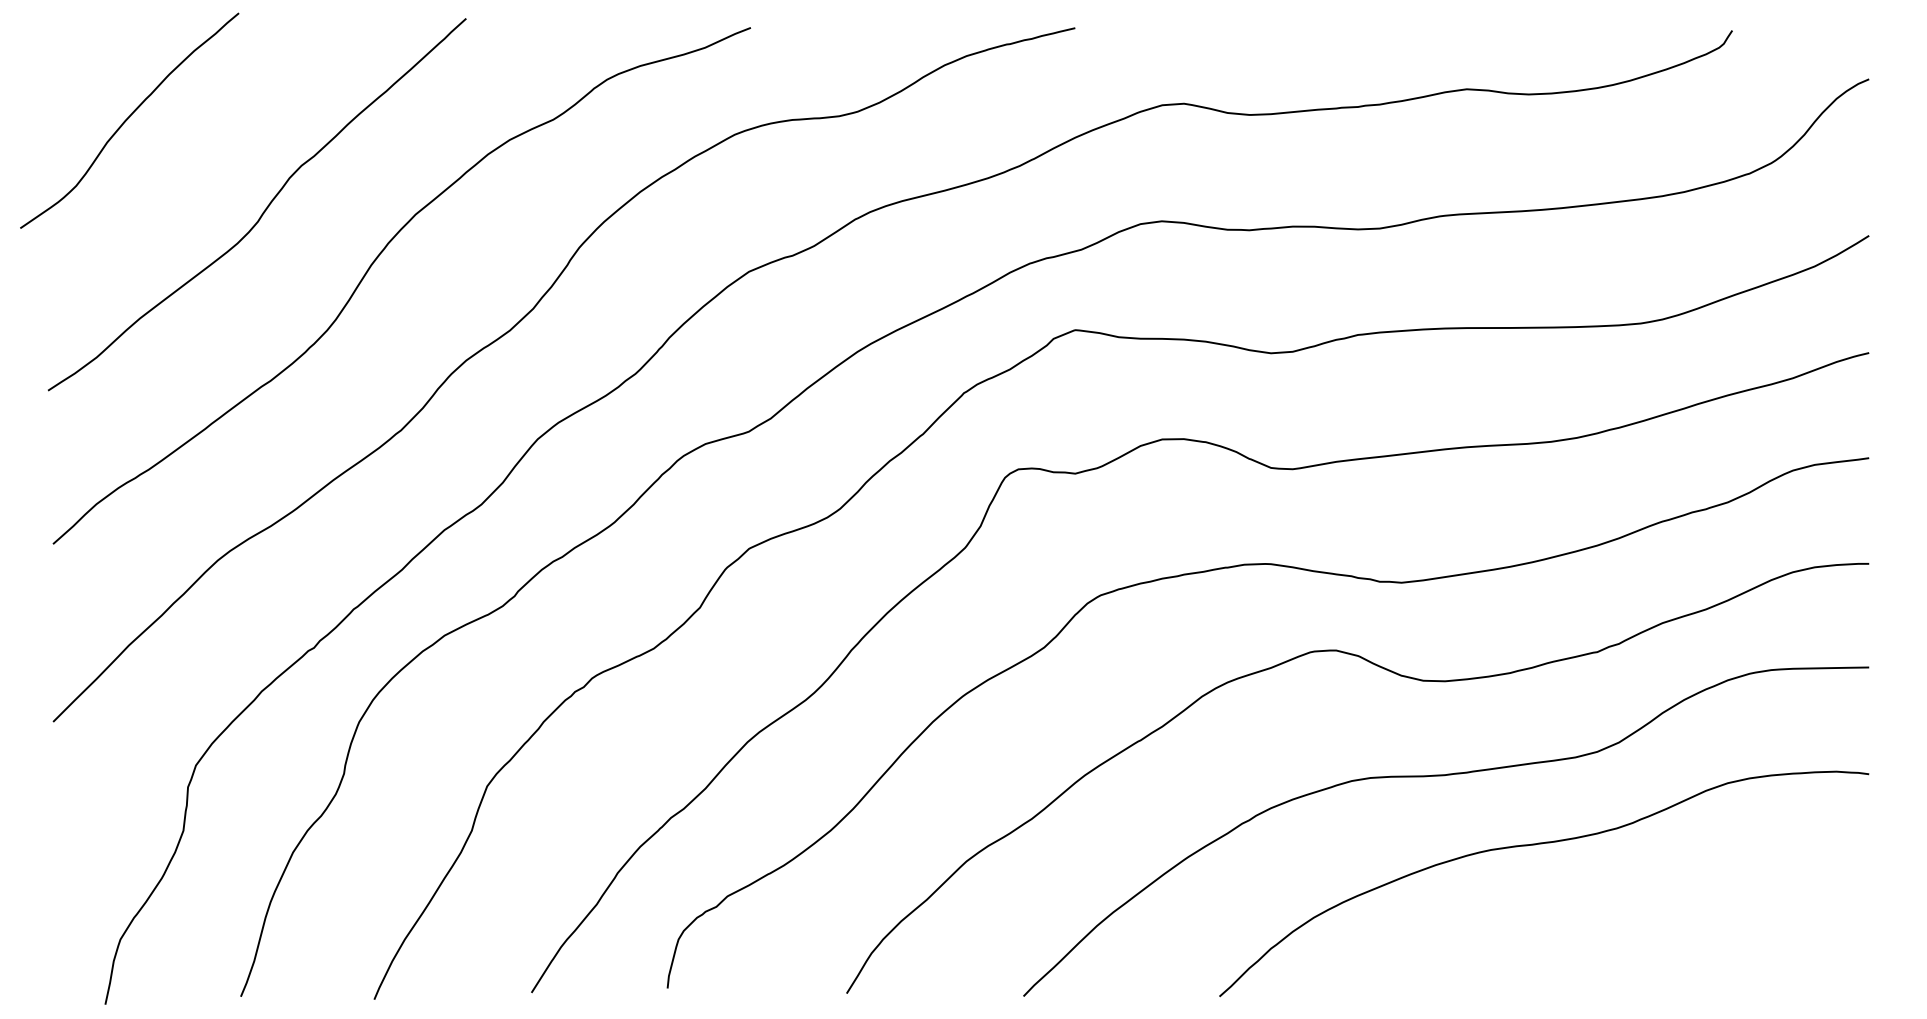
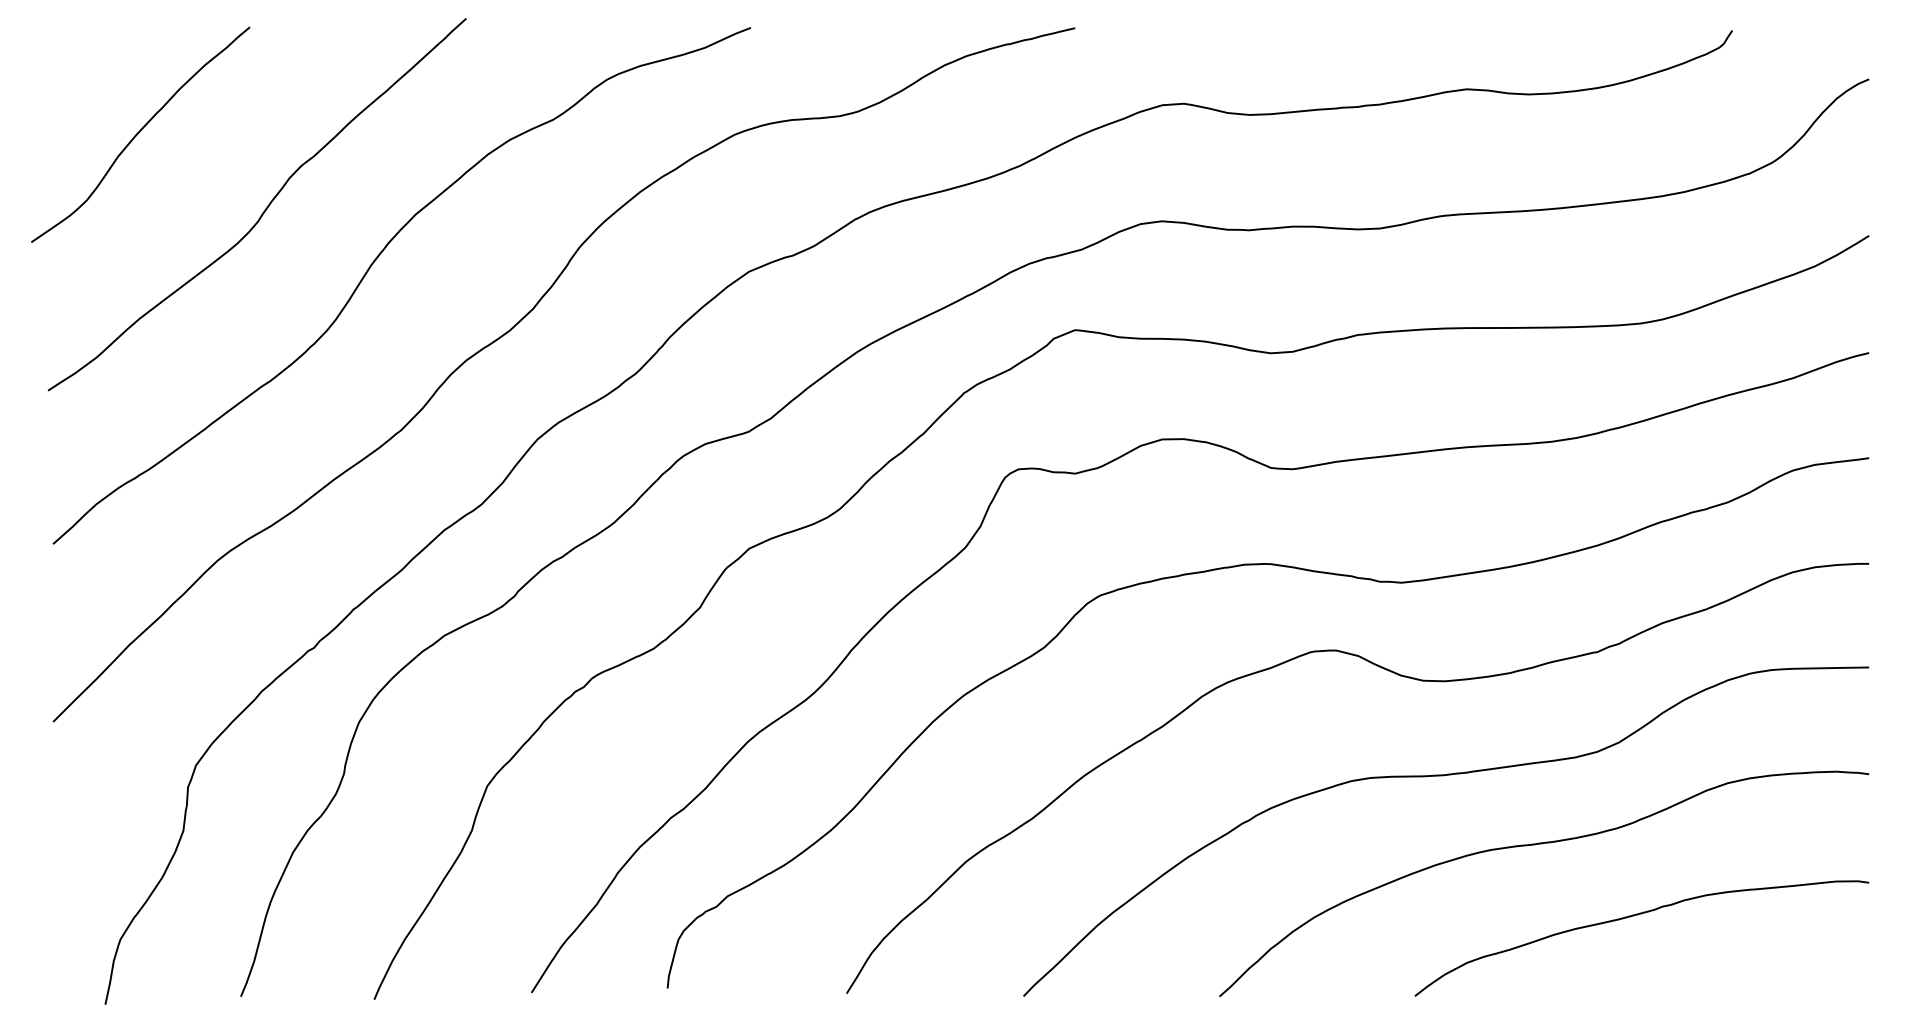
curve position: (128, 119) -> (139, 133) (139, 133)
curve: none -> present (1634, 916)
